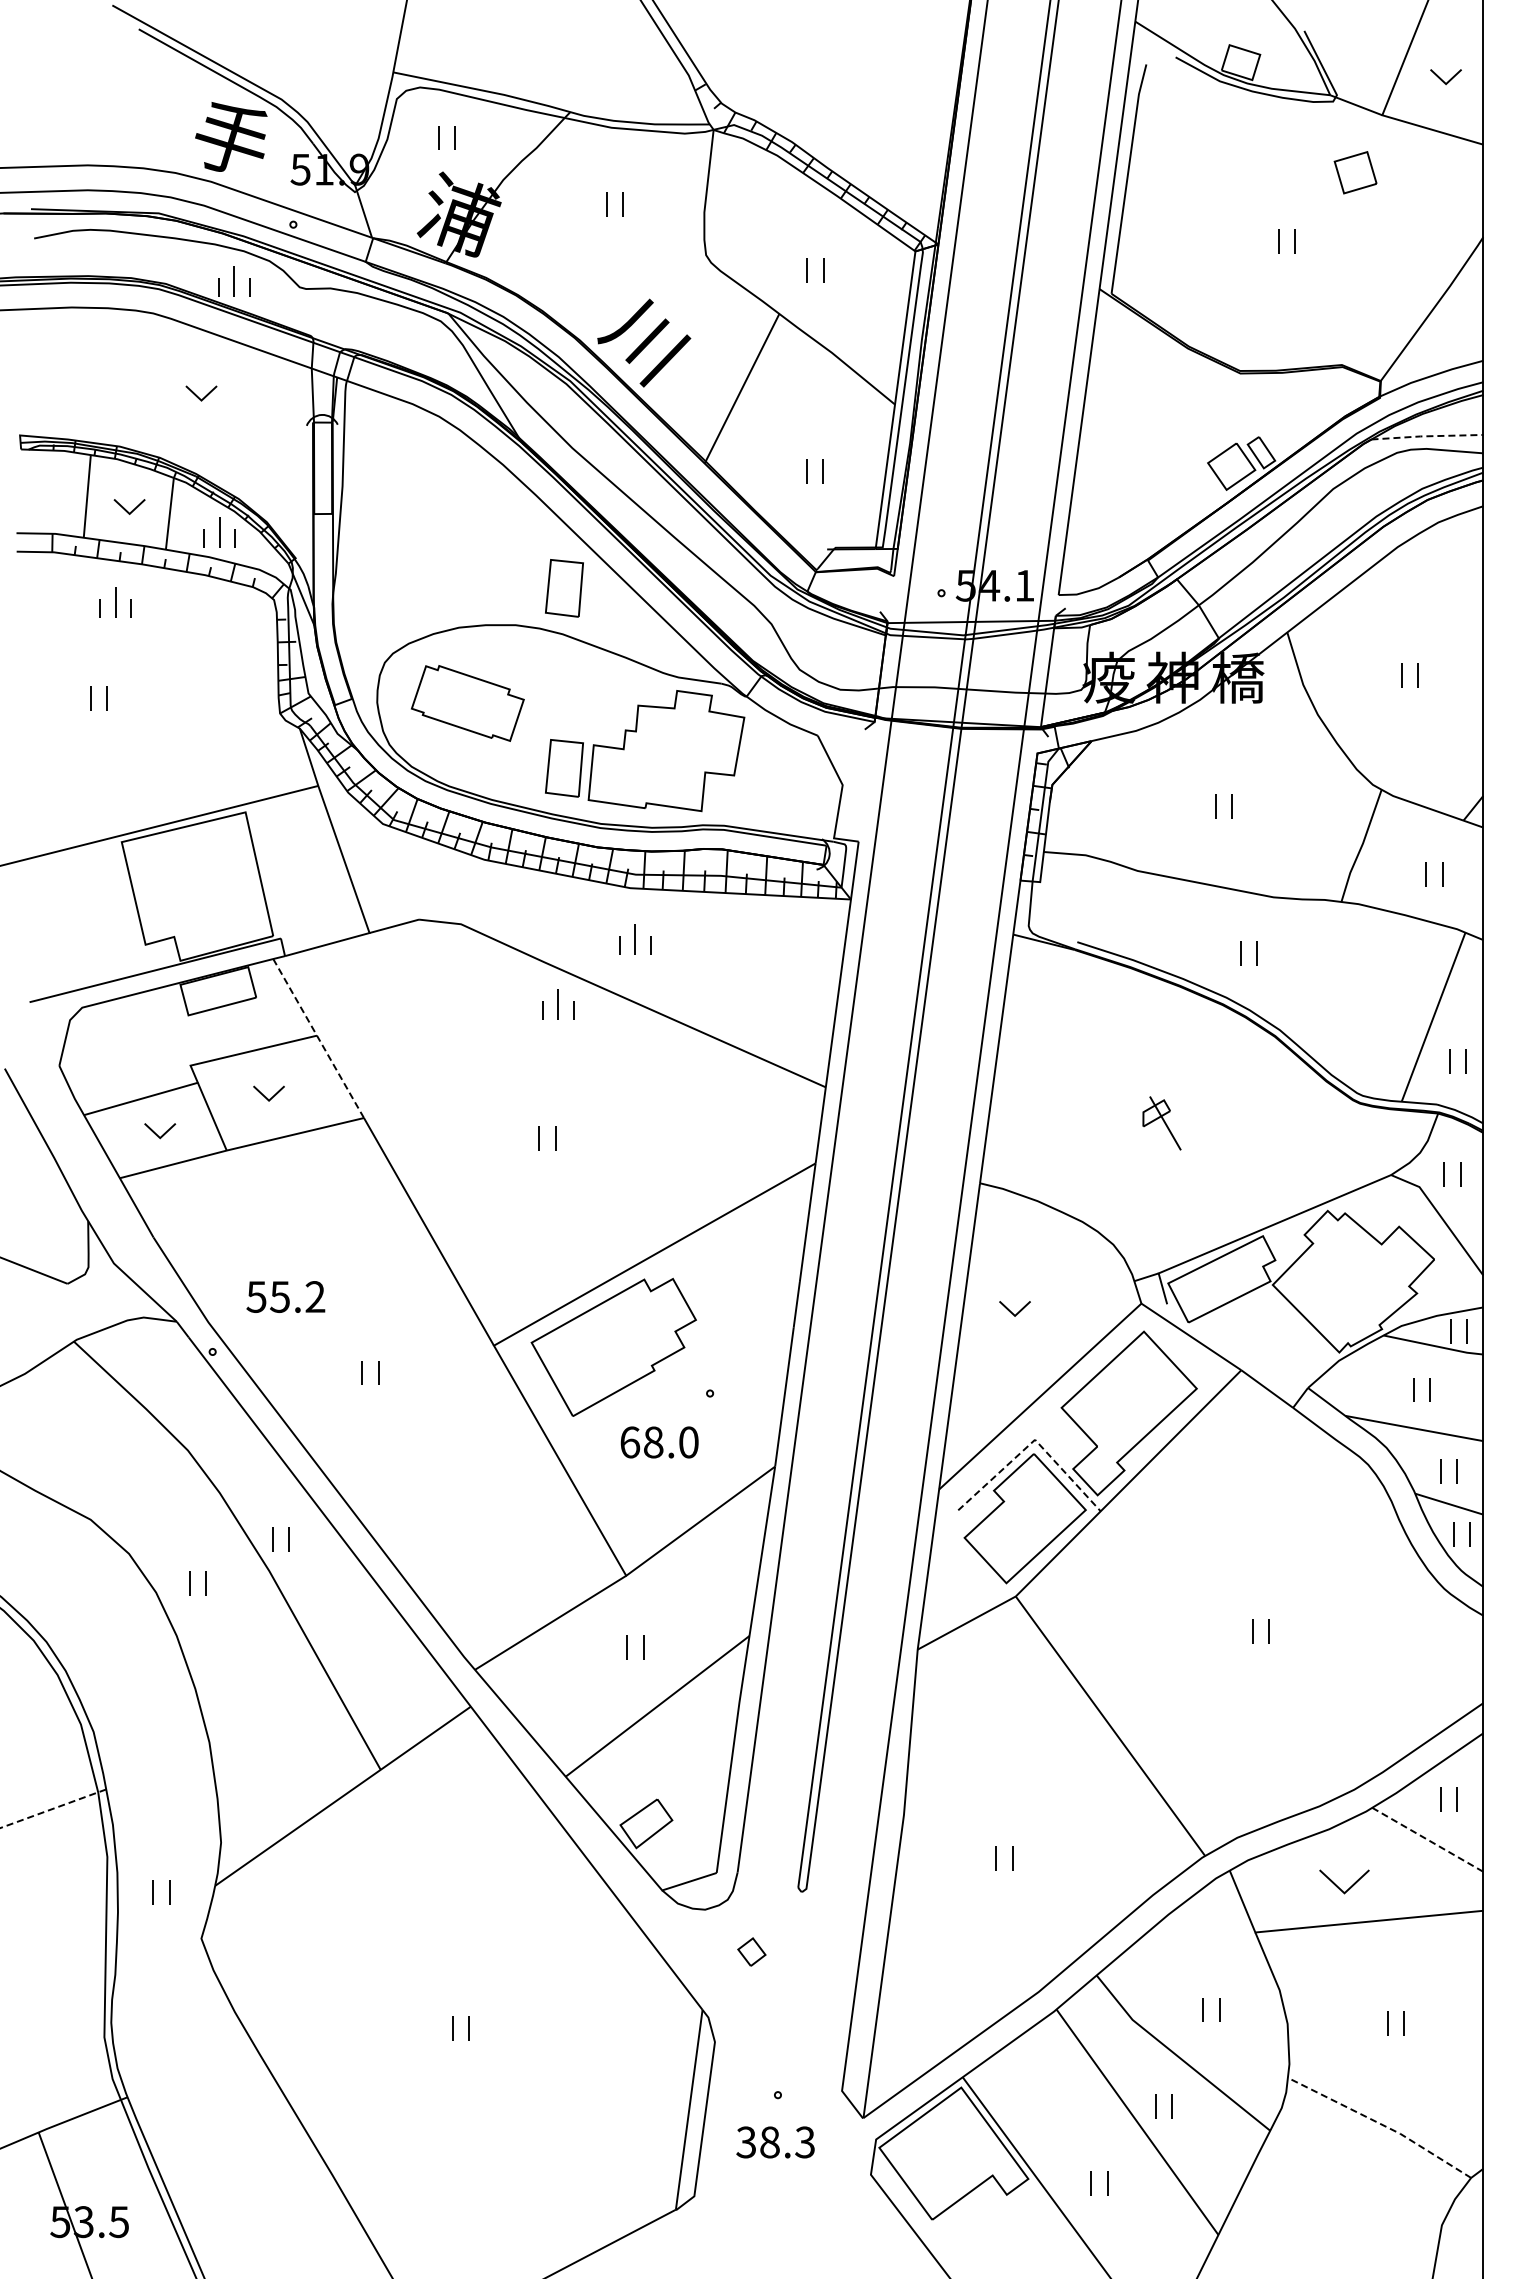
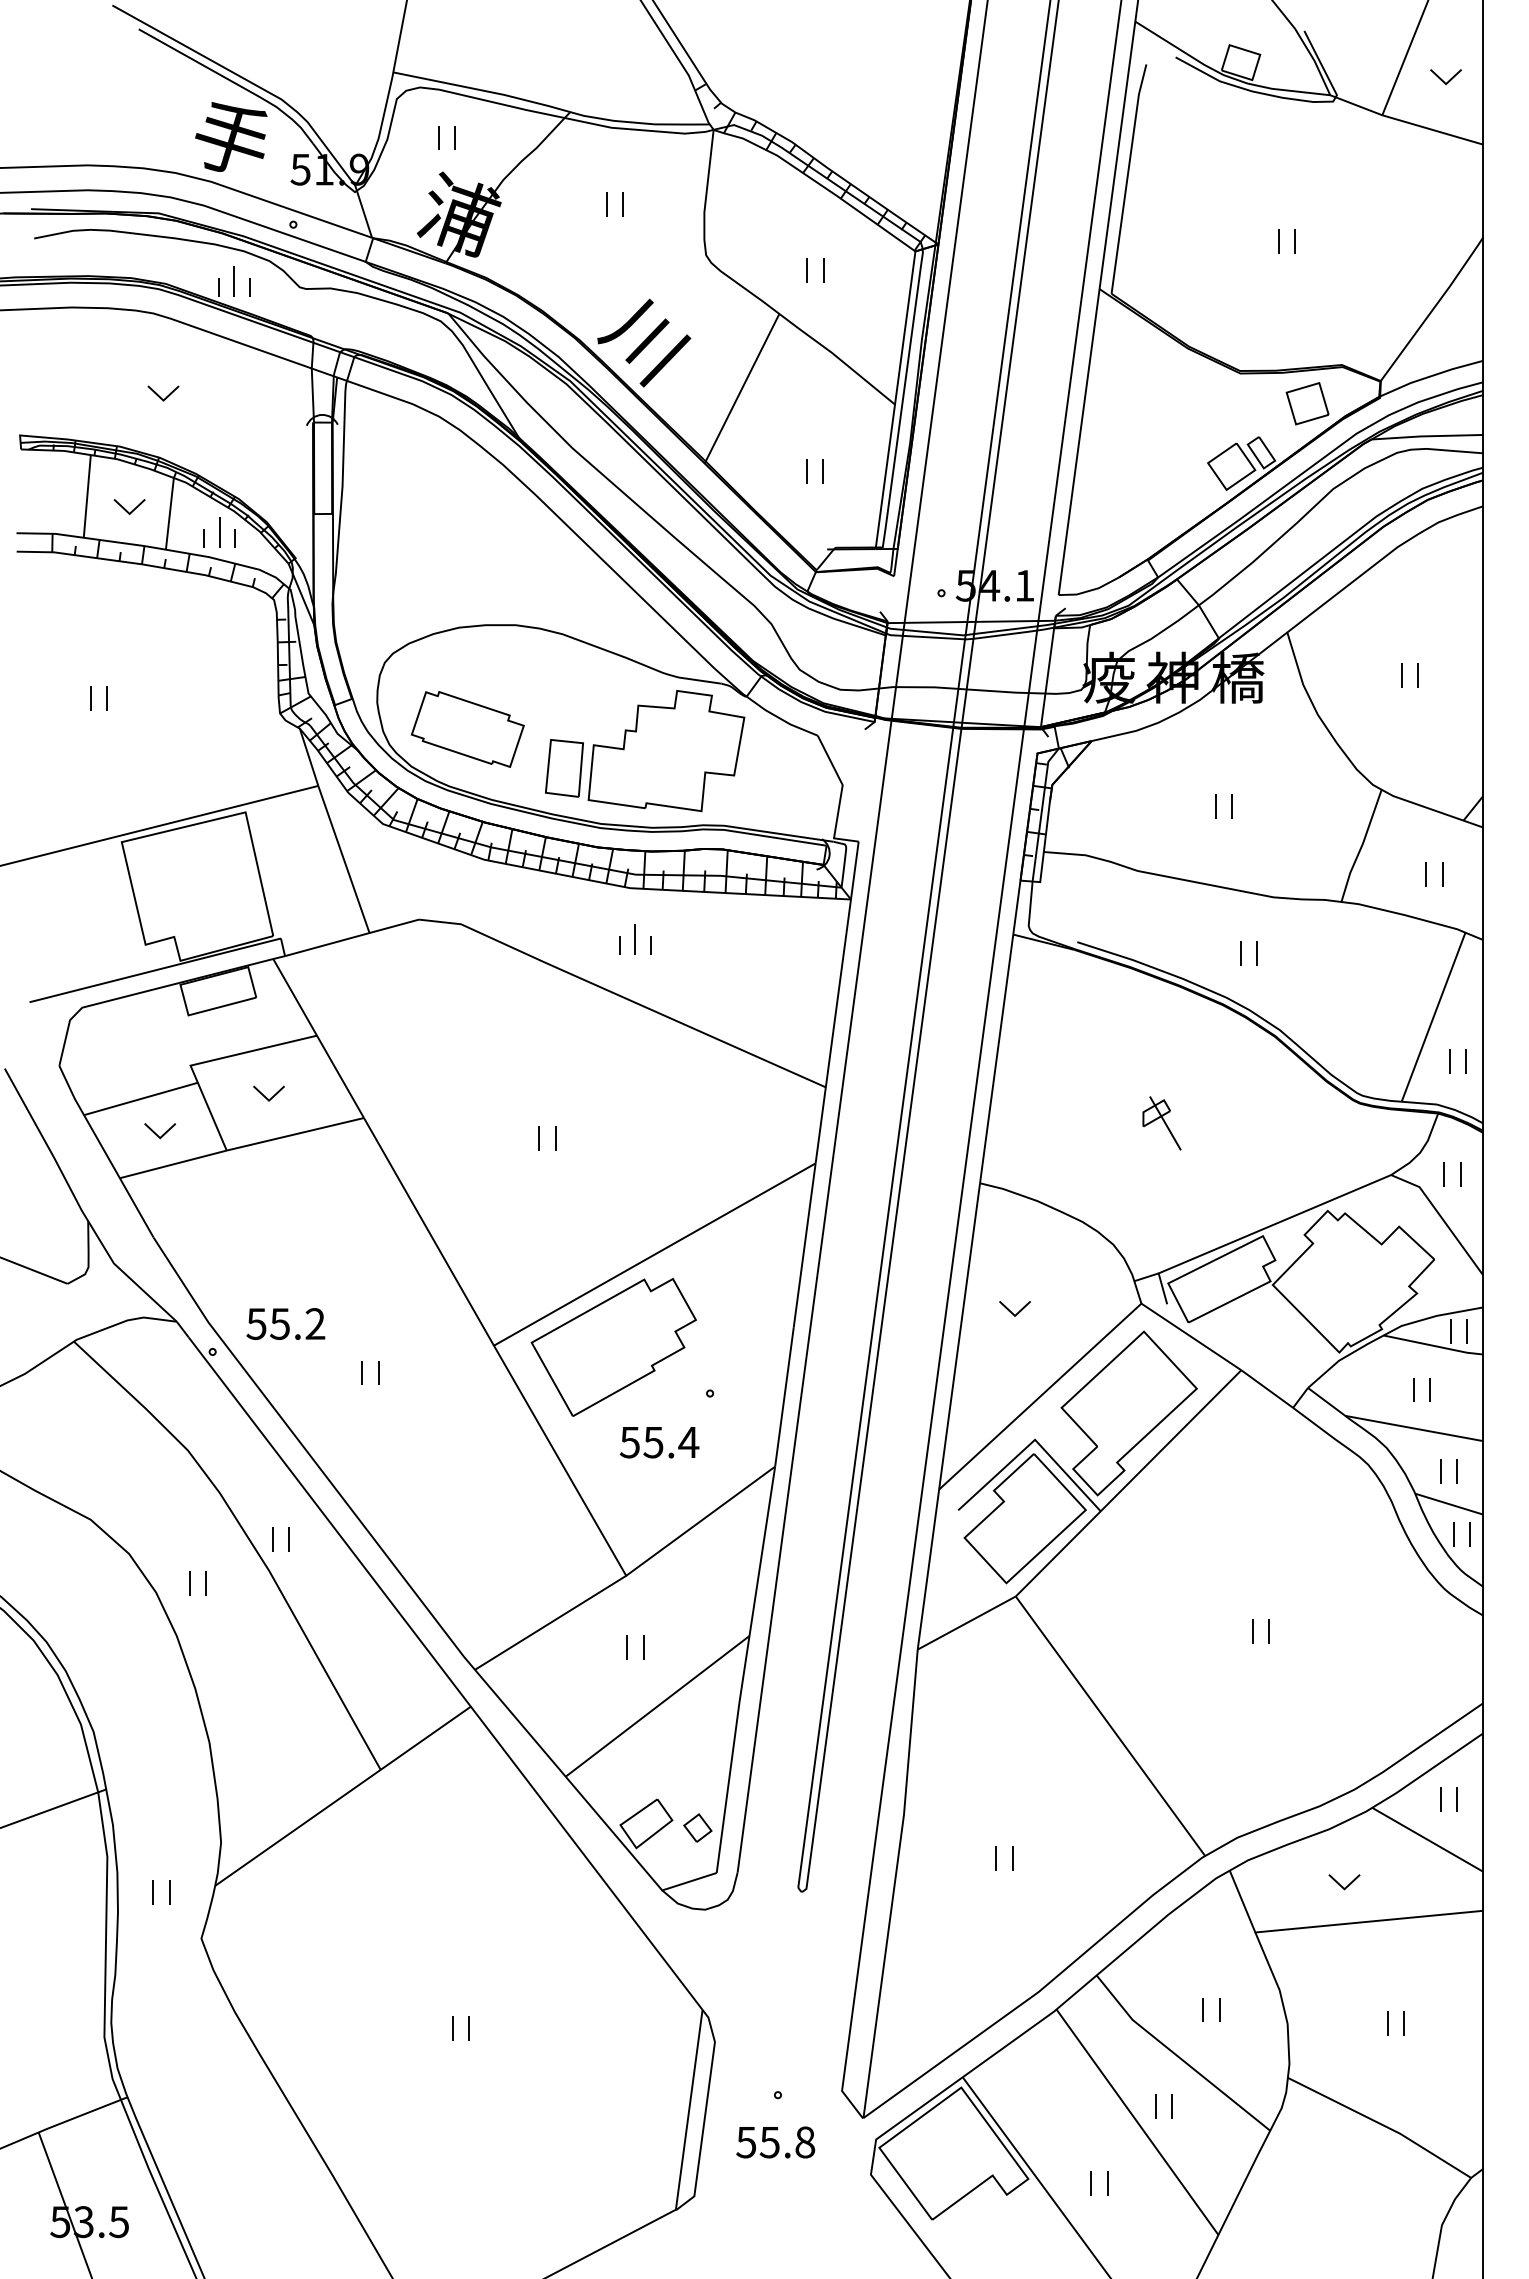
part position: (1355, 172) -> (1307, 403) (1307, 403)
part position: (201, 393) -> (163, 393) (163, 393)
line: dashed -> solid (1426, 436)
part: present -> none (564, 588)
part: present -> none (115, 602)
part position: (467, 703) -> (467, 729) (467, 729)
part: present -> none (558, 1004)
line: dashed -> solid (318, 1038)
text position: (285, 1296) -> (285, 1323) (285, 1323)
line: dashed -> solid (1032, 1441)
text: 68.0 -> 55.4 (659, 1442)
line: dashed -> solid (53, 1808)
line: dashed -> solid (1428, 1840)
part size: 51x26 px -> 33x17 px (1344, 1882)
part position: (751, 1951) -> (697, 1827) (697, 1827)
line: dashed -> solid (1381, 2124)
text: 38.3 -> 55.8 (775, 2142)
